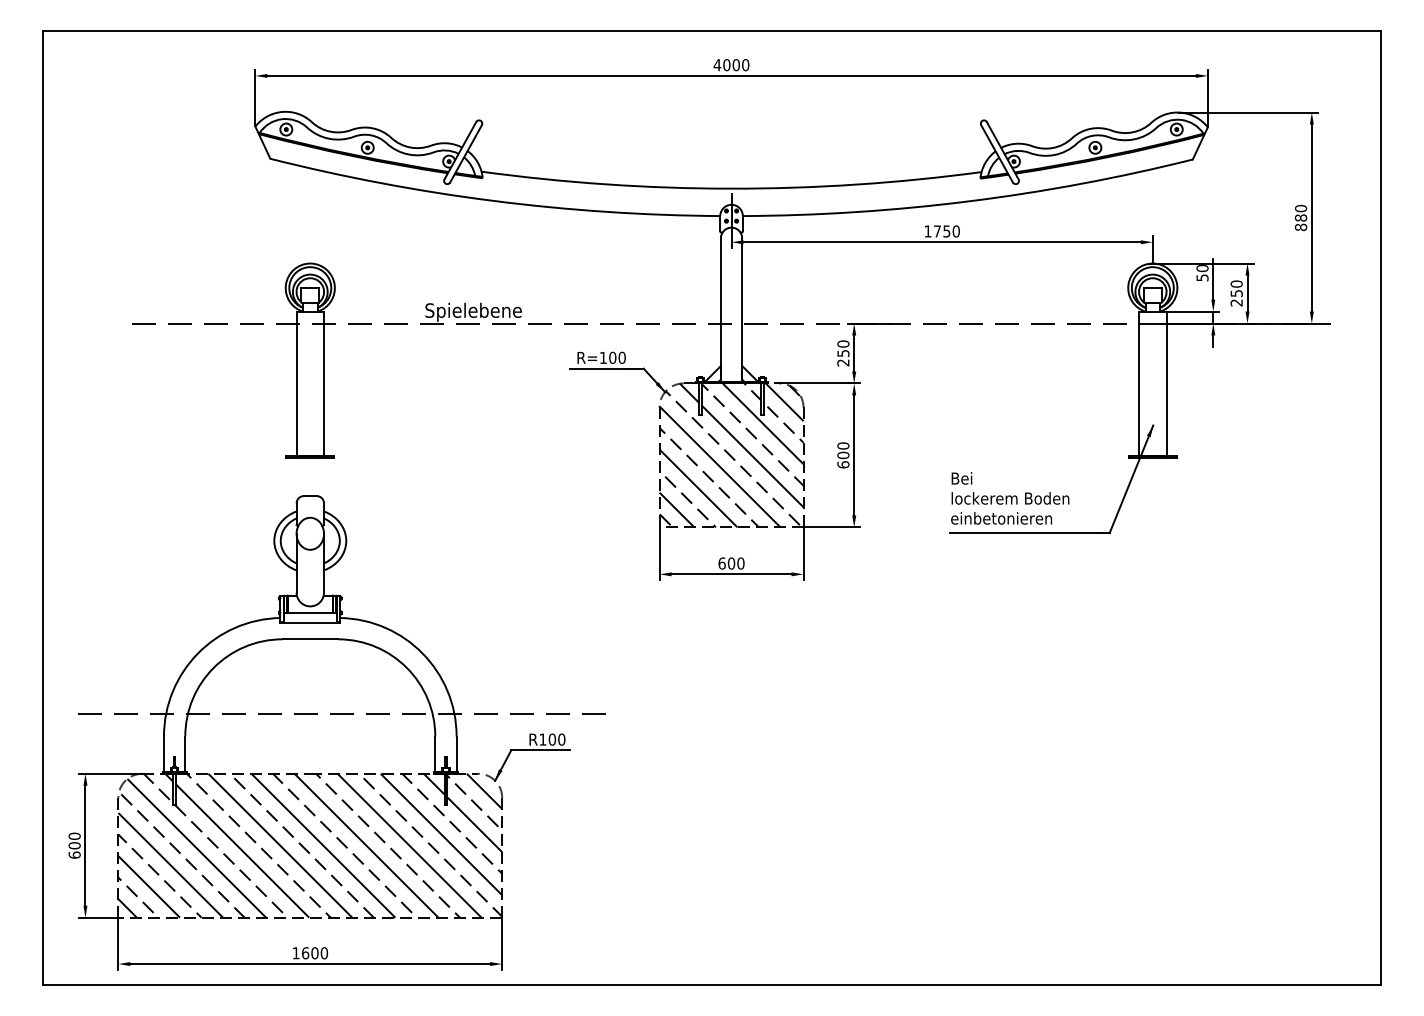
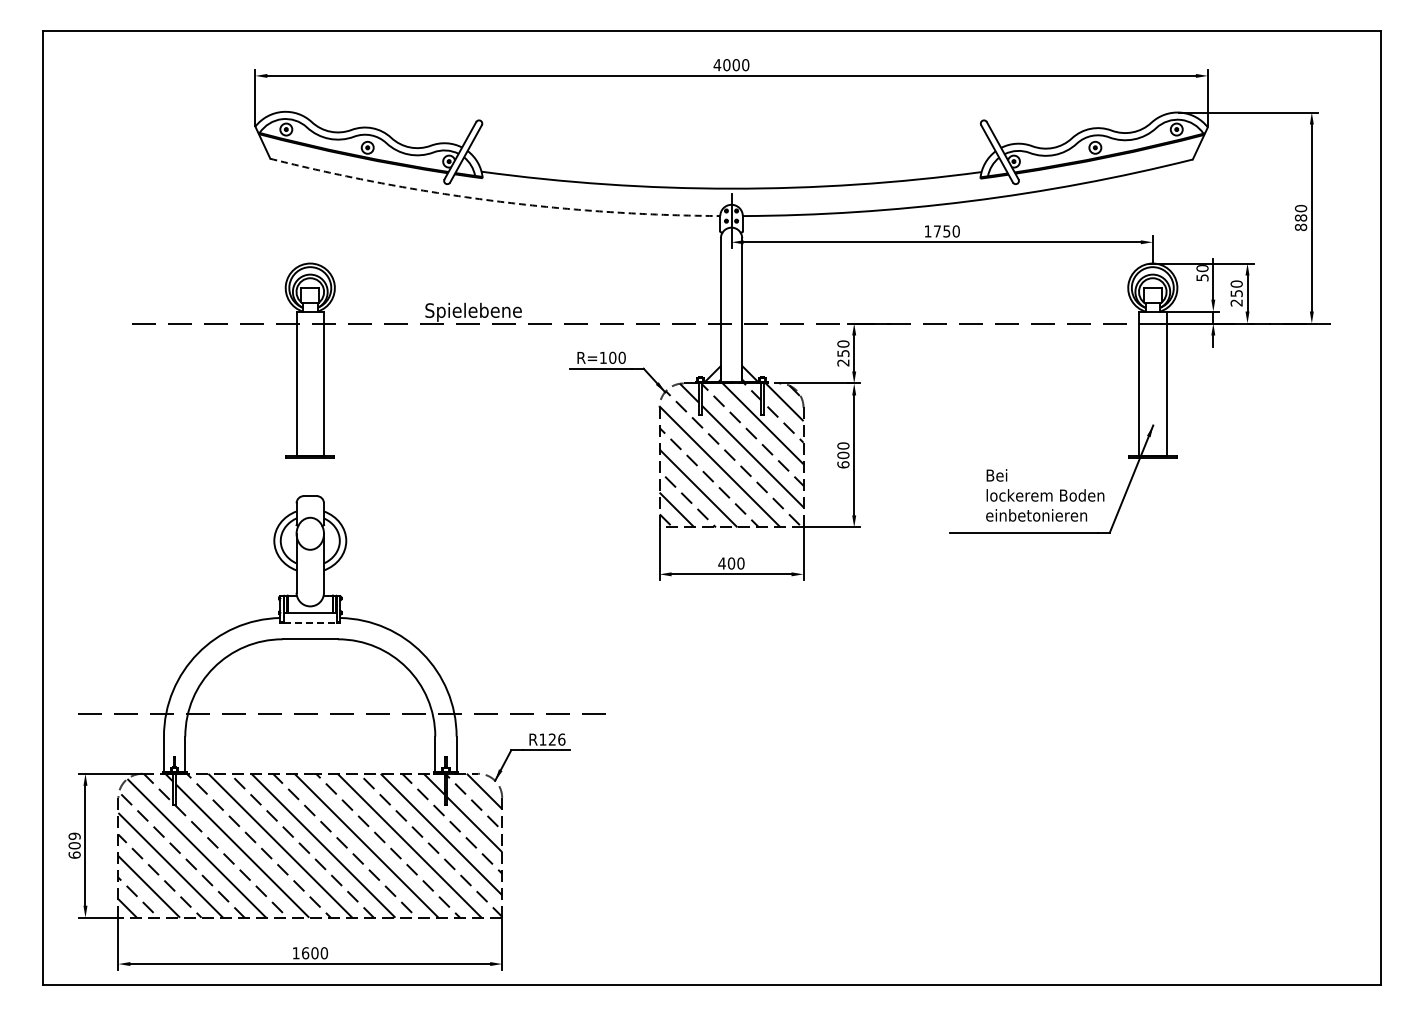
arc: solid -> dashed (493, 200)
text position: (1010, 498) -> (1045, 495) (1045, 495)
text: 600 -> 400 (721, 563)
line: solid -> dashed (310, 622)
text: R100 -> R126 (556, 739)
text: 600 -> 609 (74, 836)
